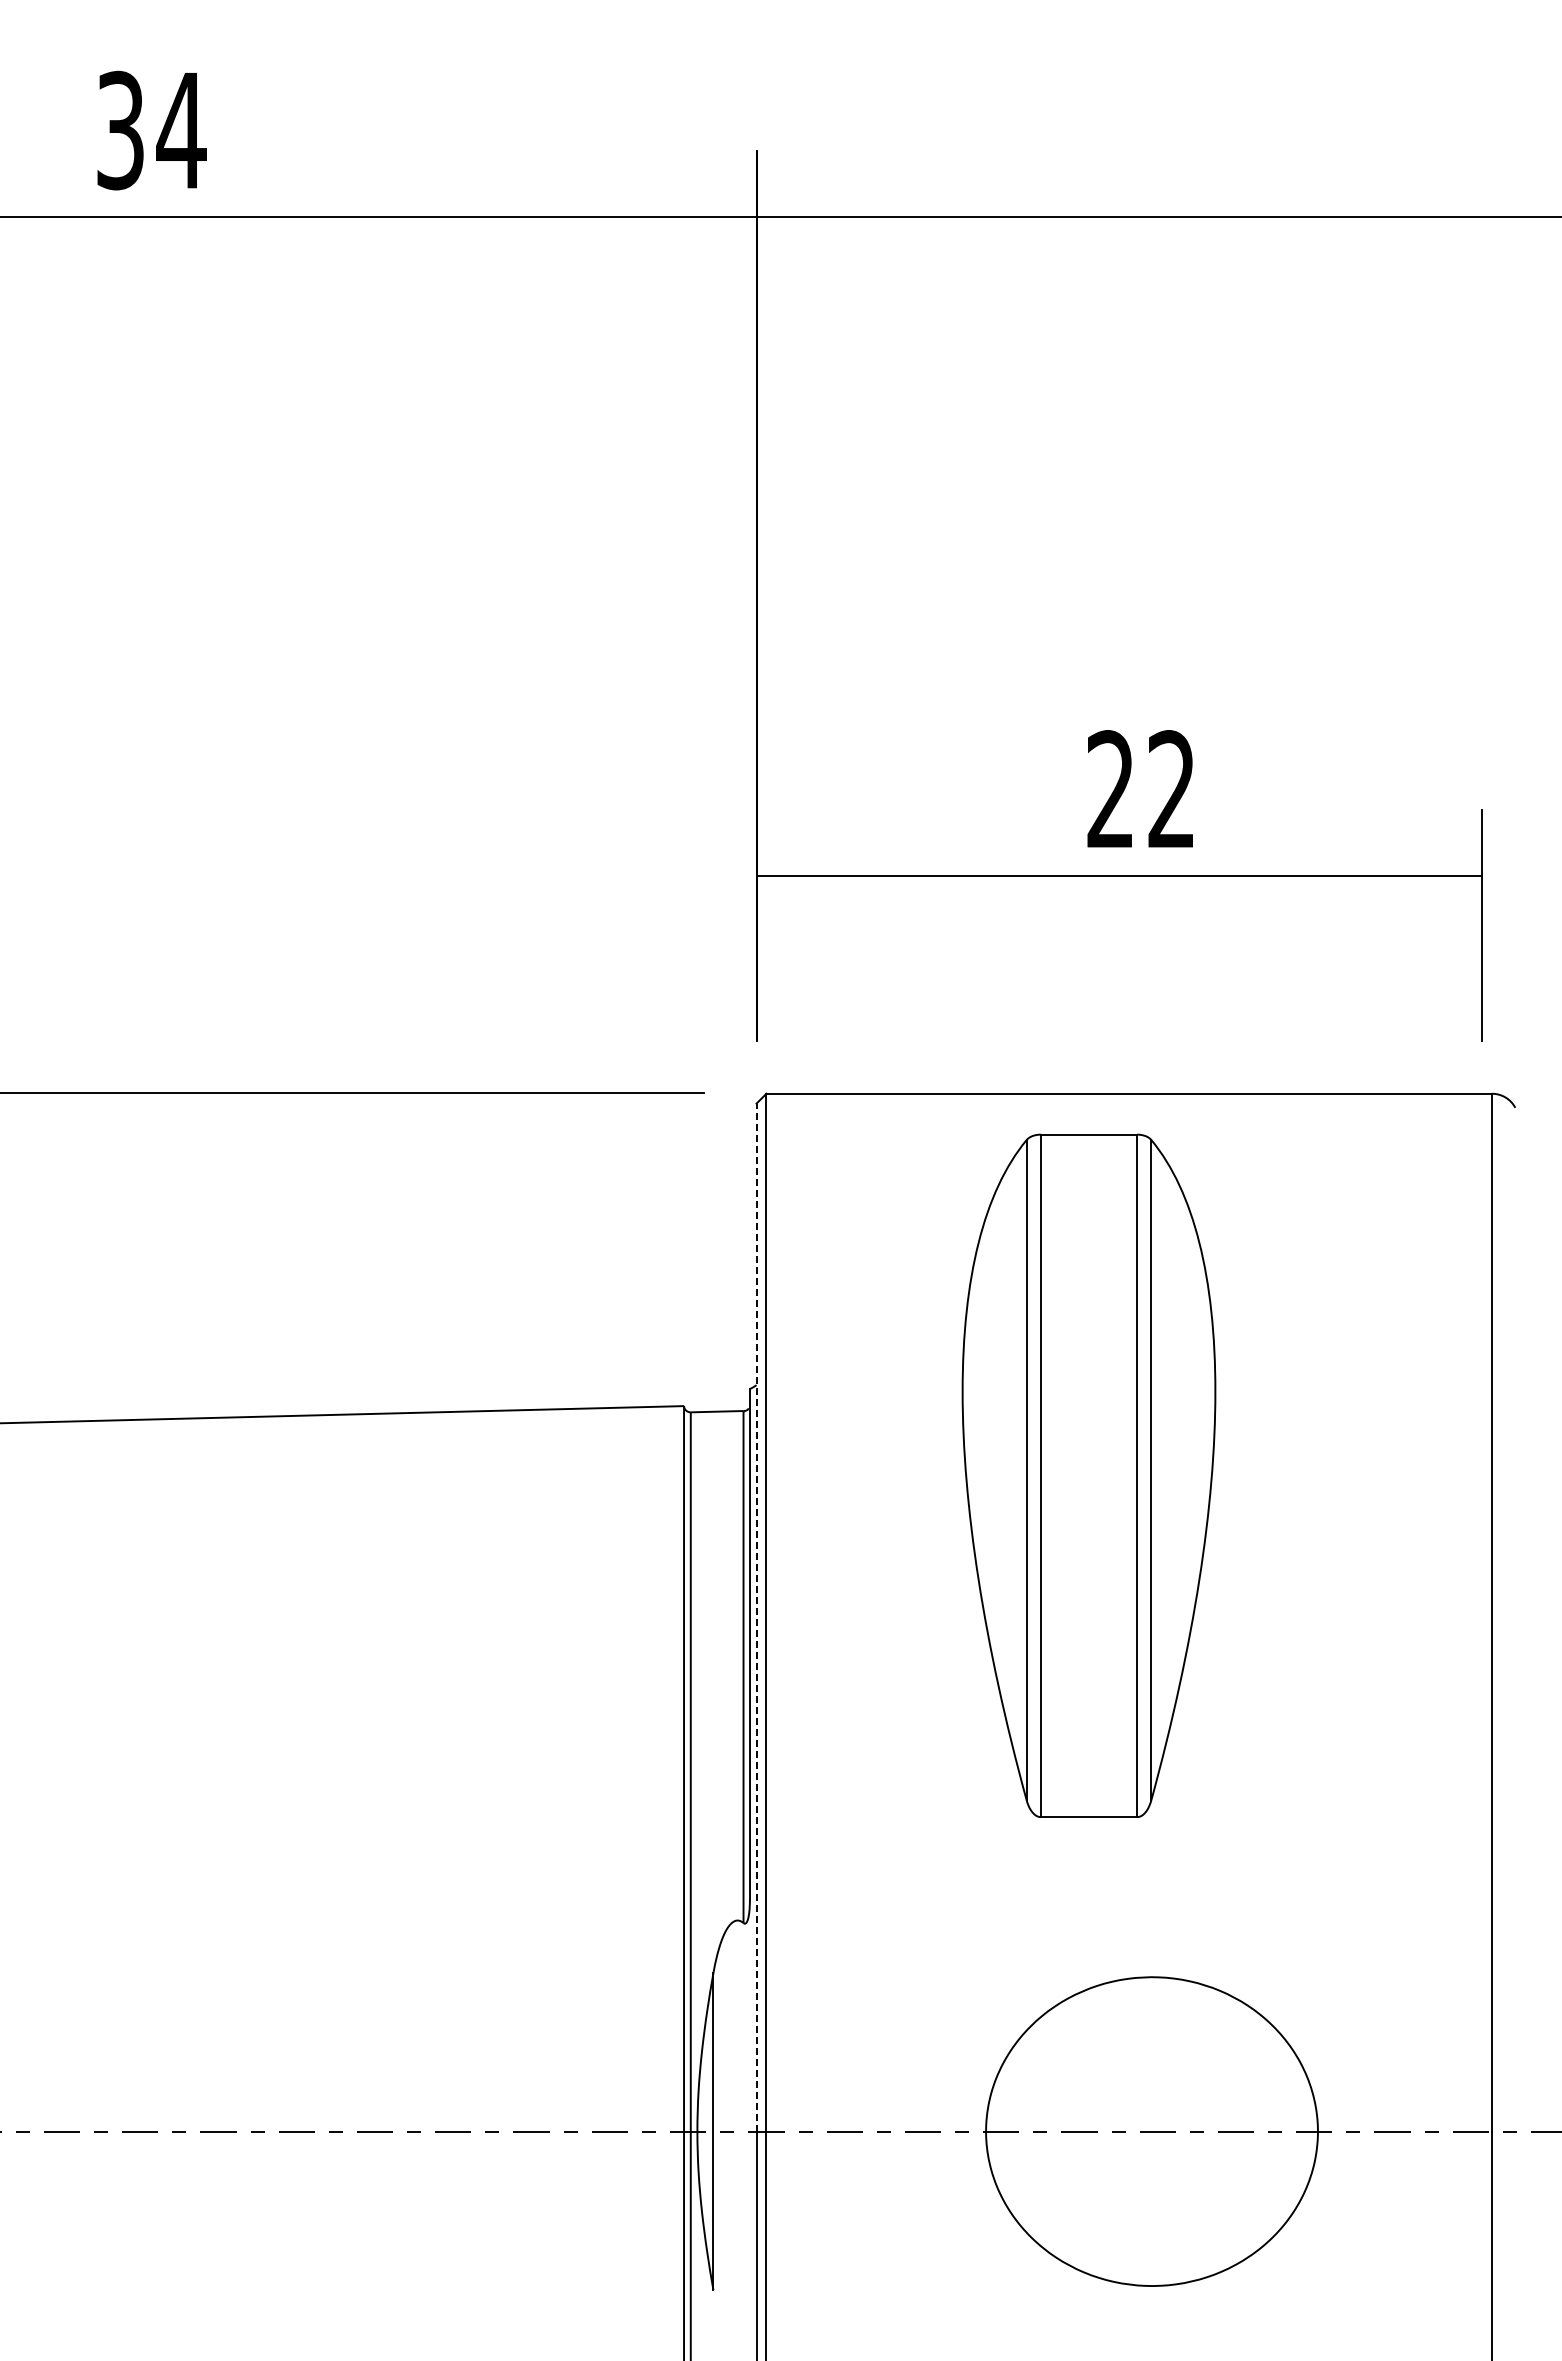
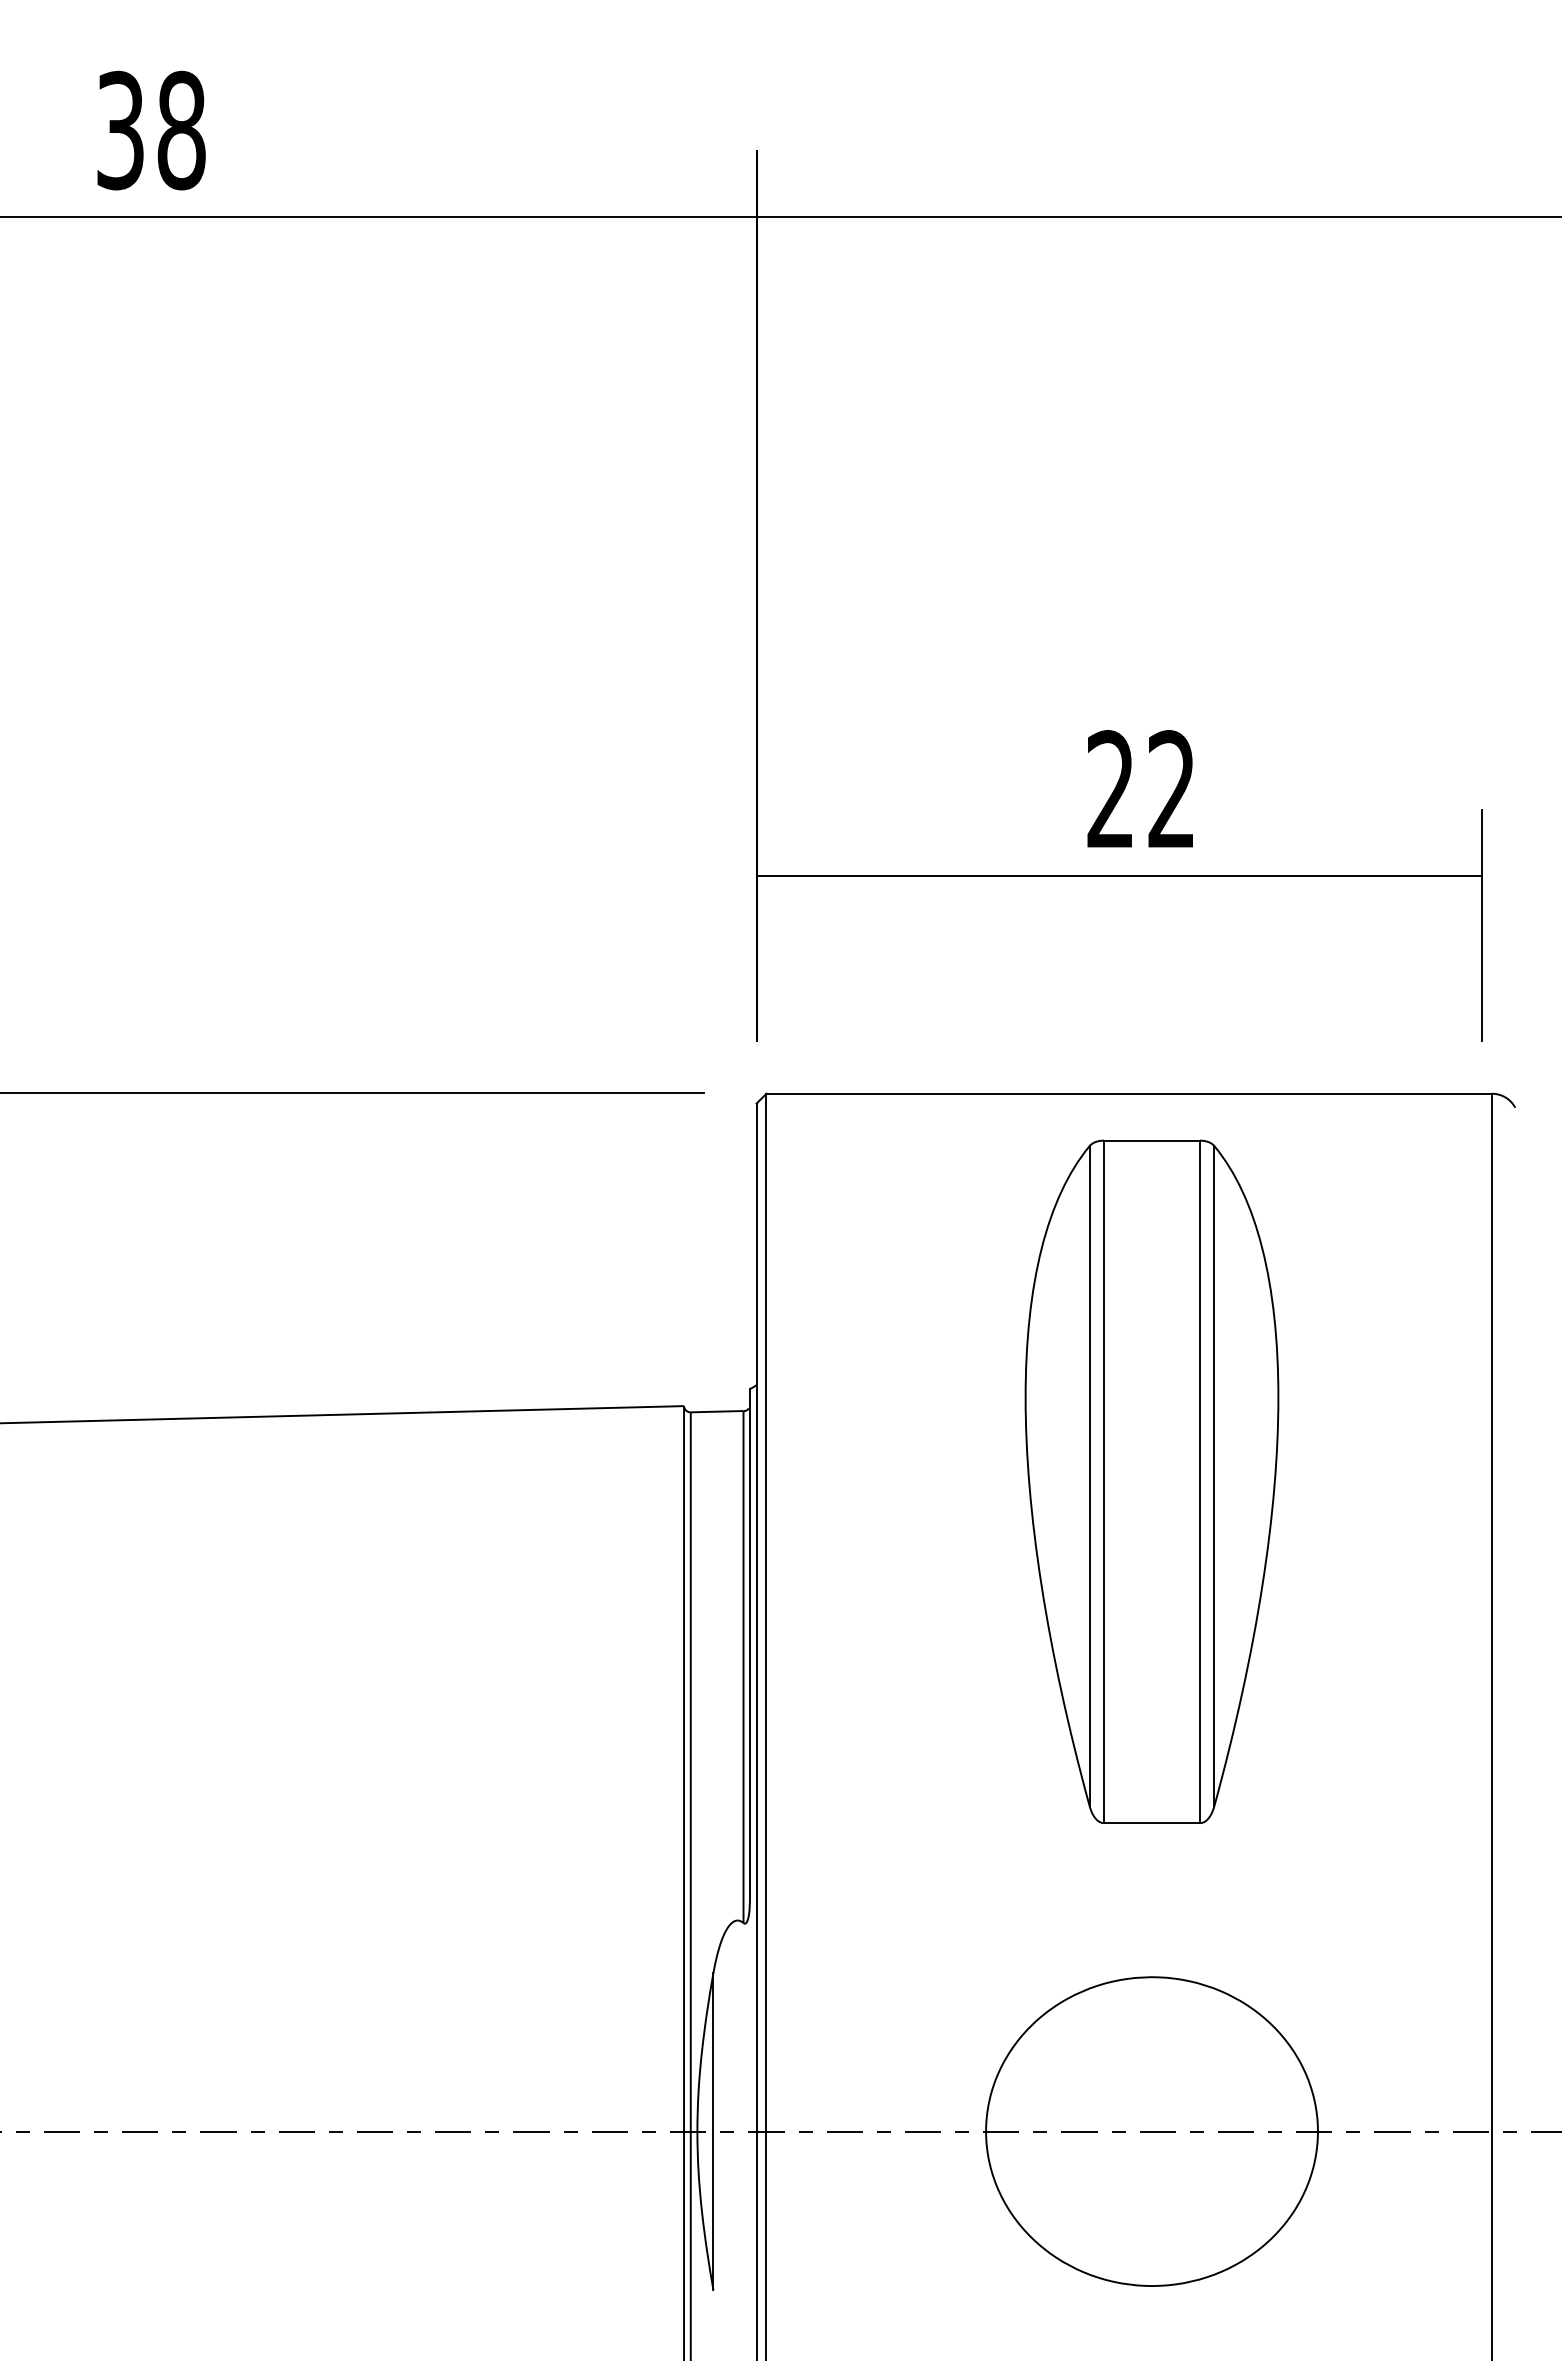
text: 34 -> 38 (181, 130)
part position: (1088, 1475) -> (1151, 1481) (1151, 1481)
line: dashed -> solid (756, 1617)
